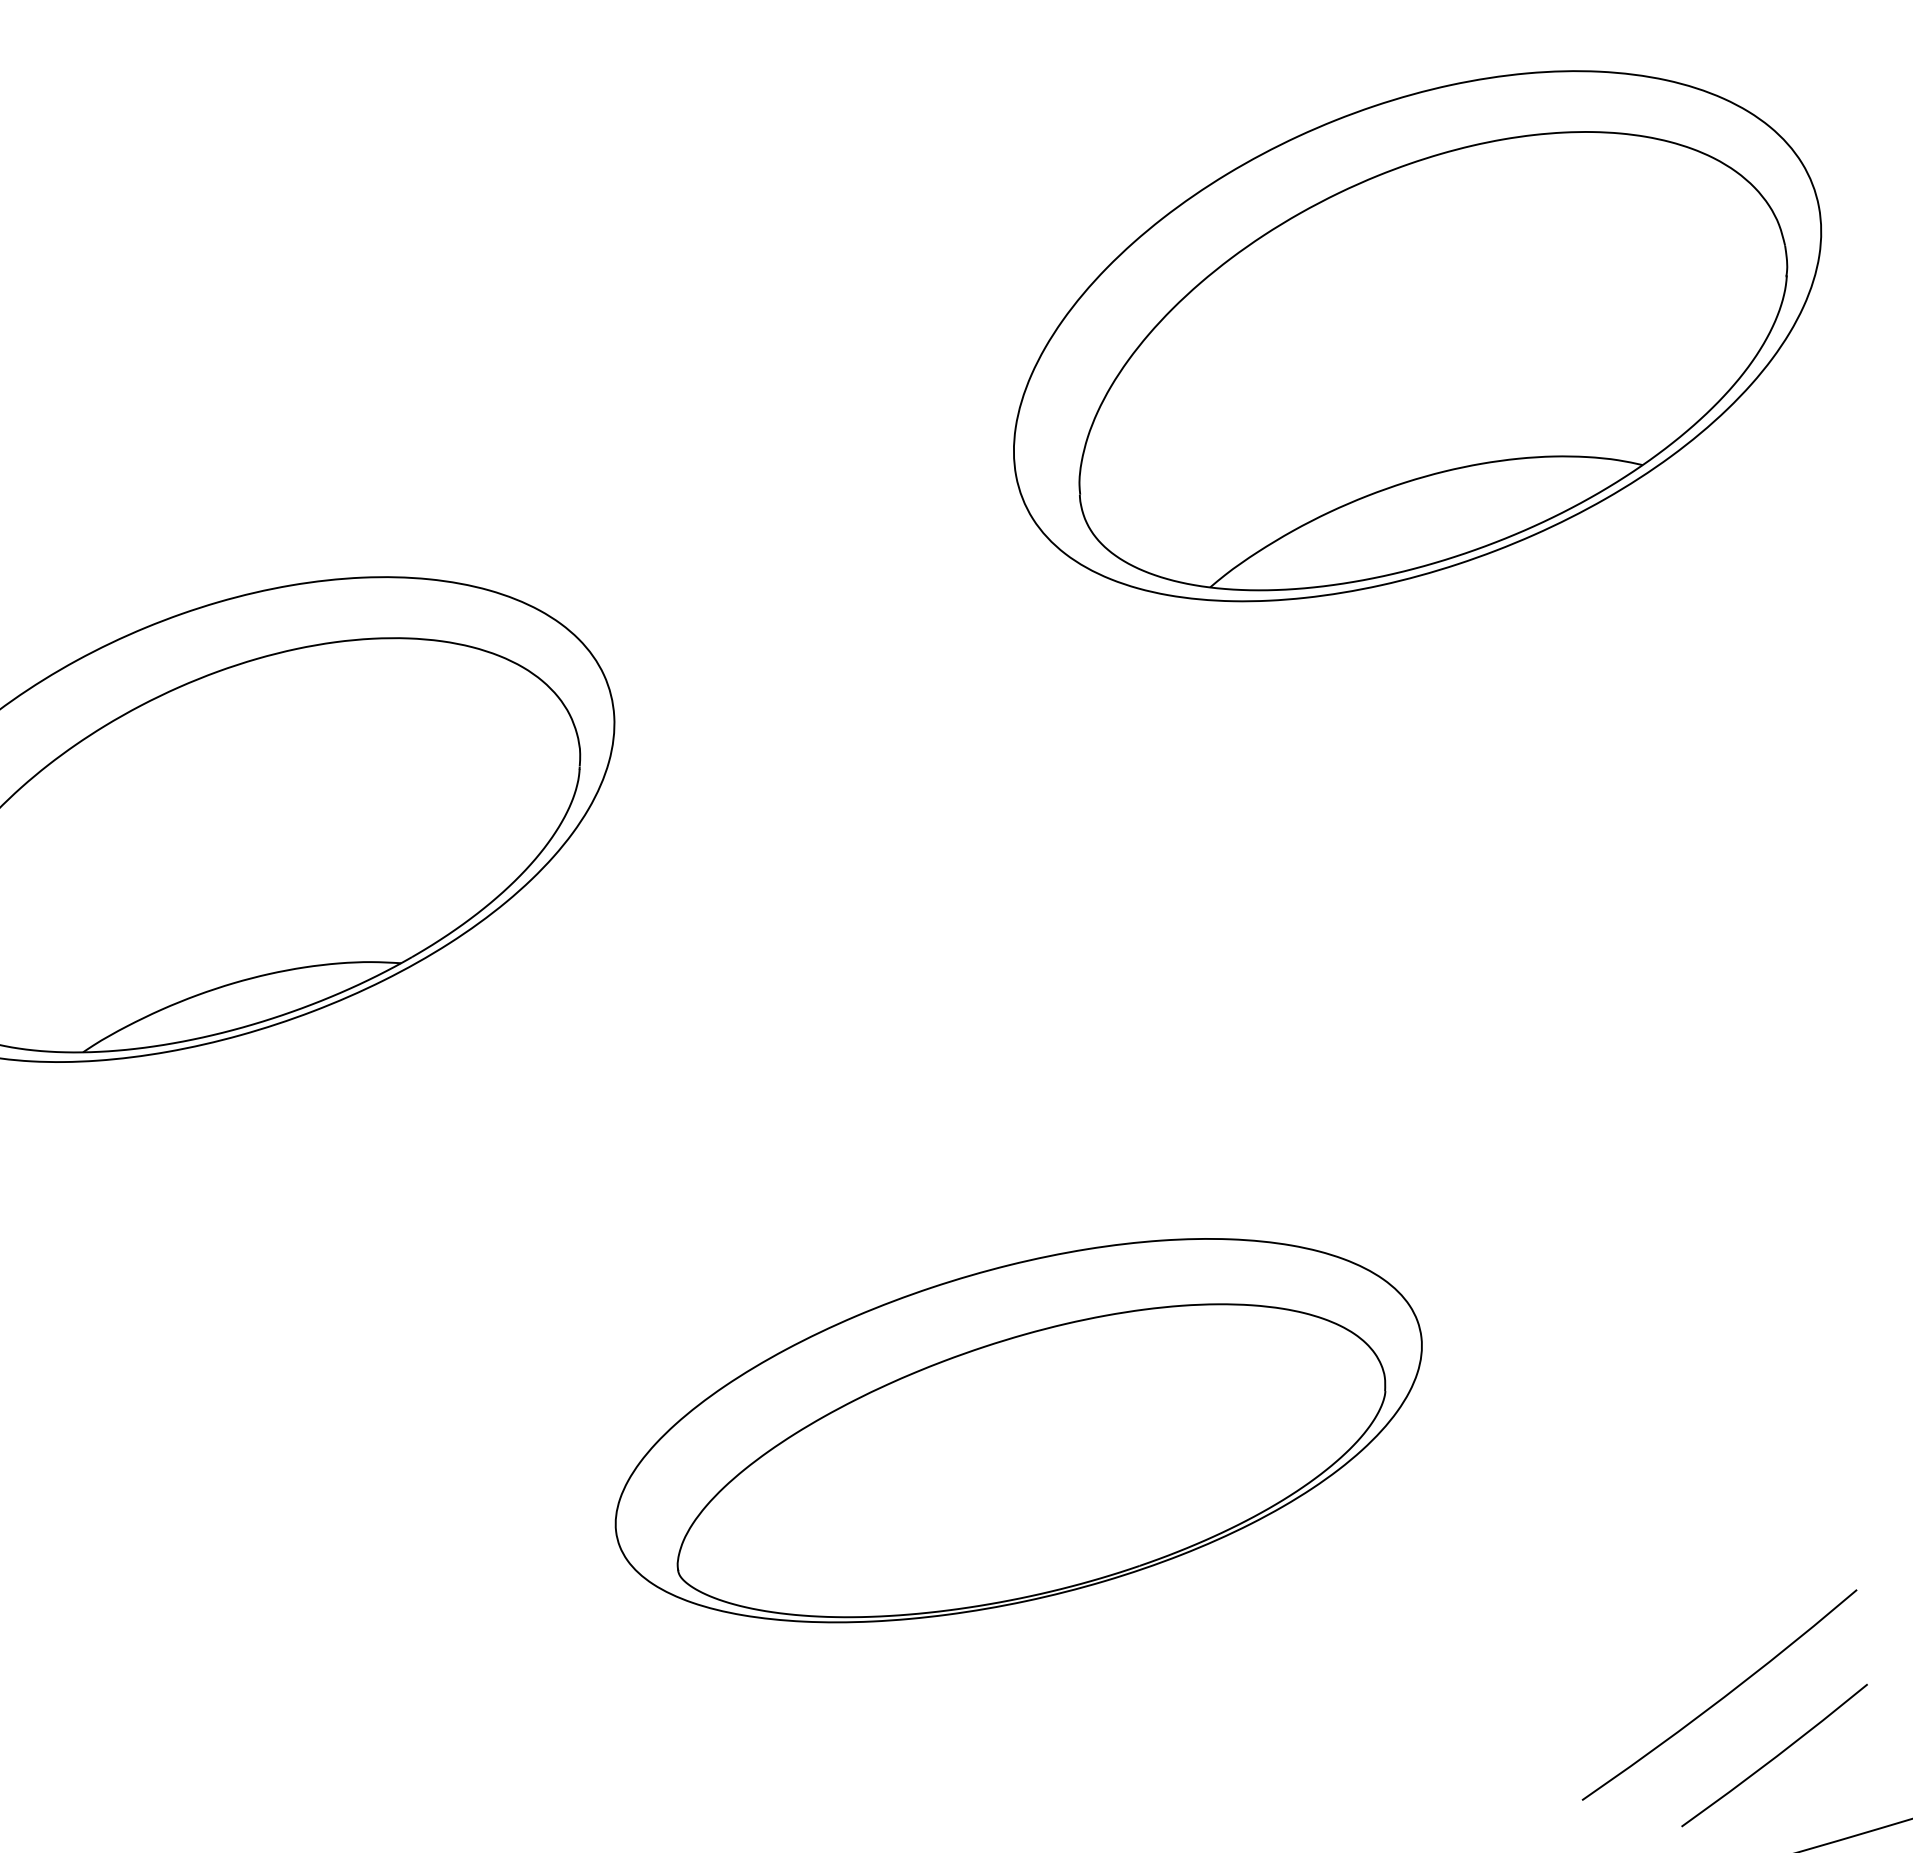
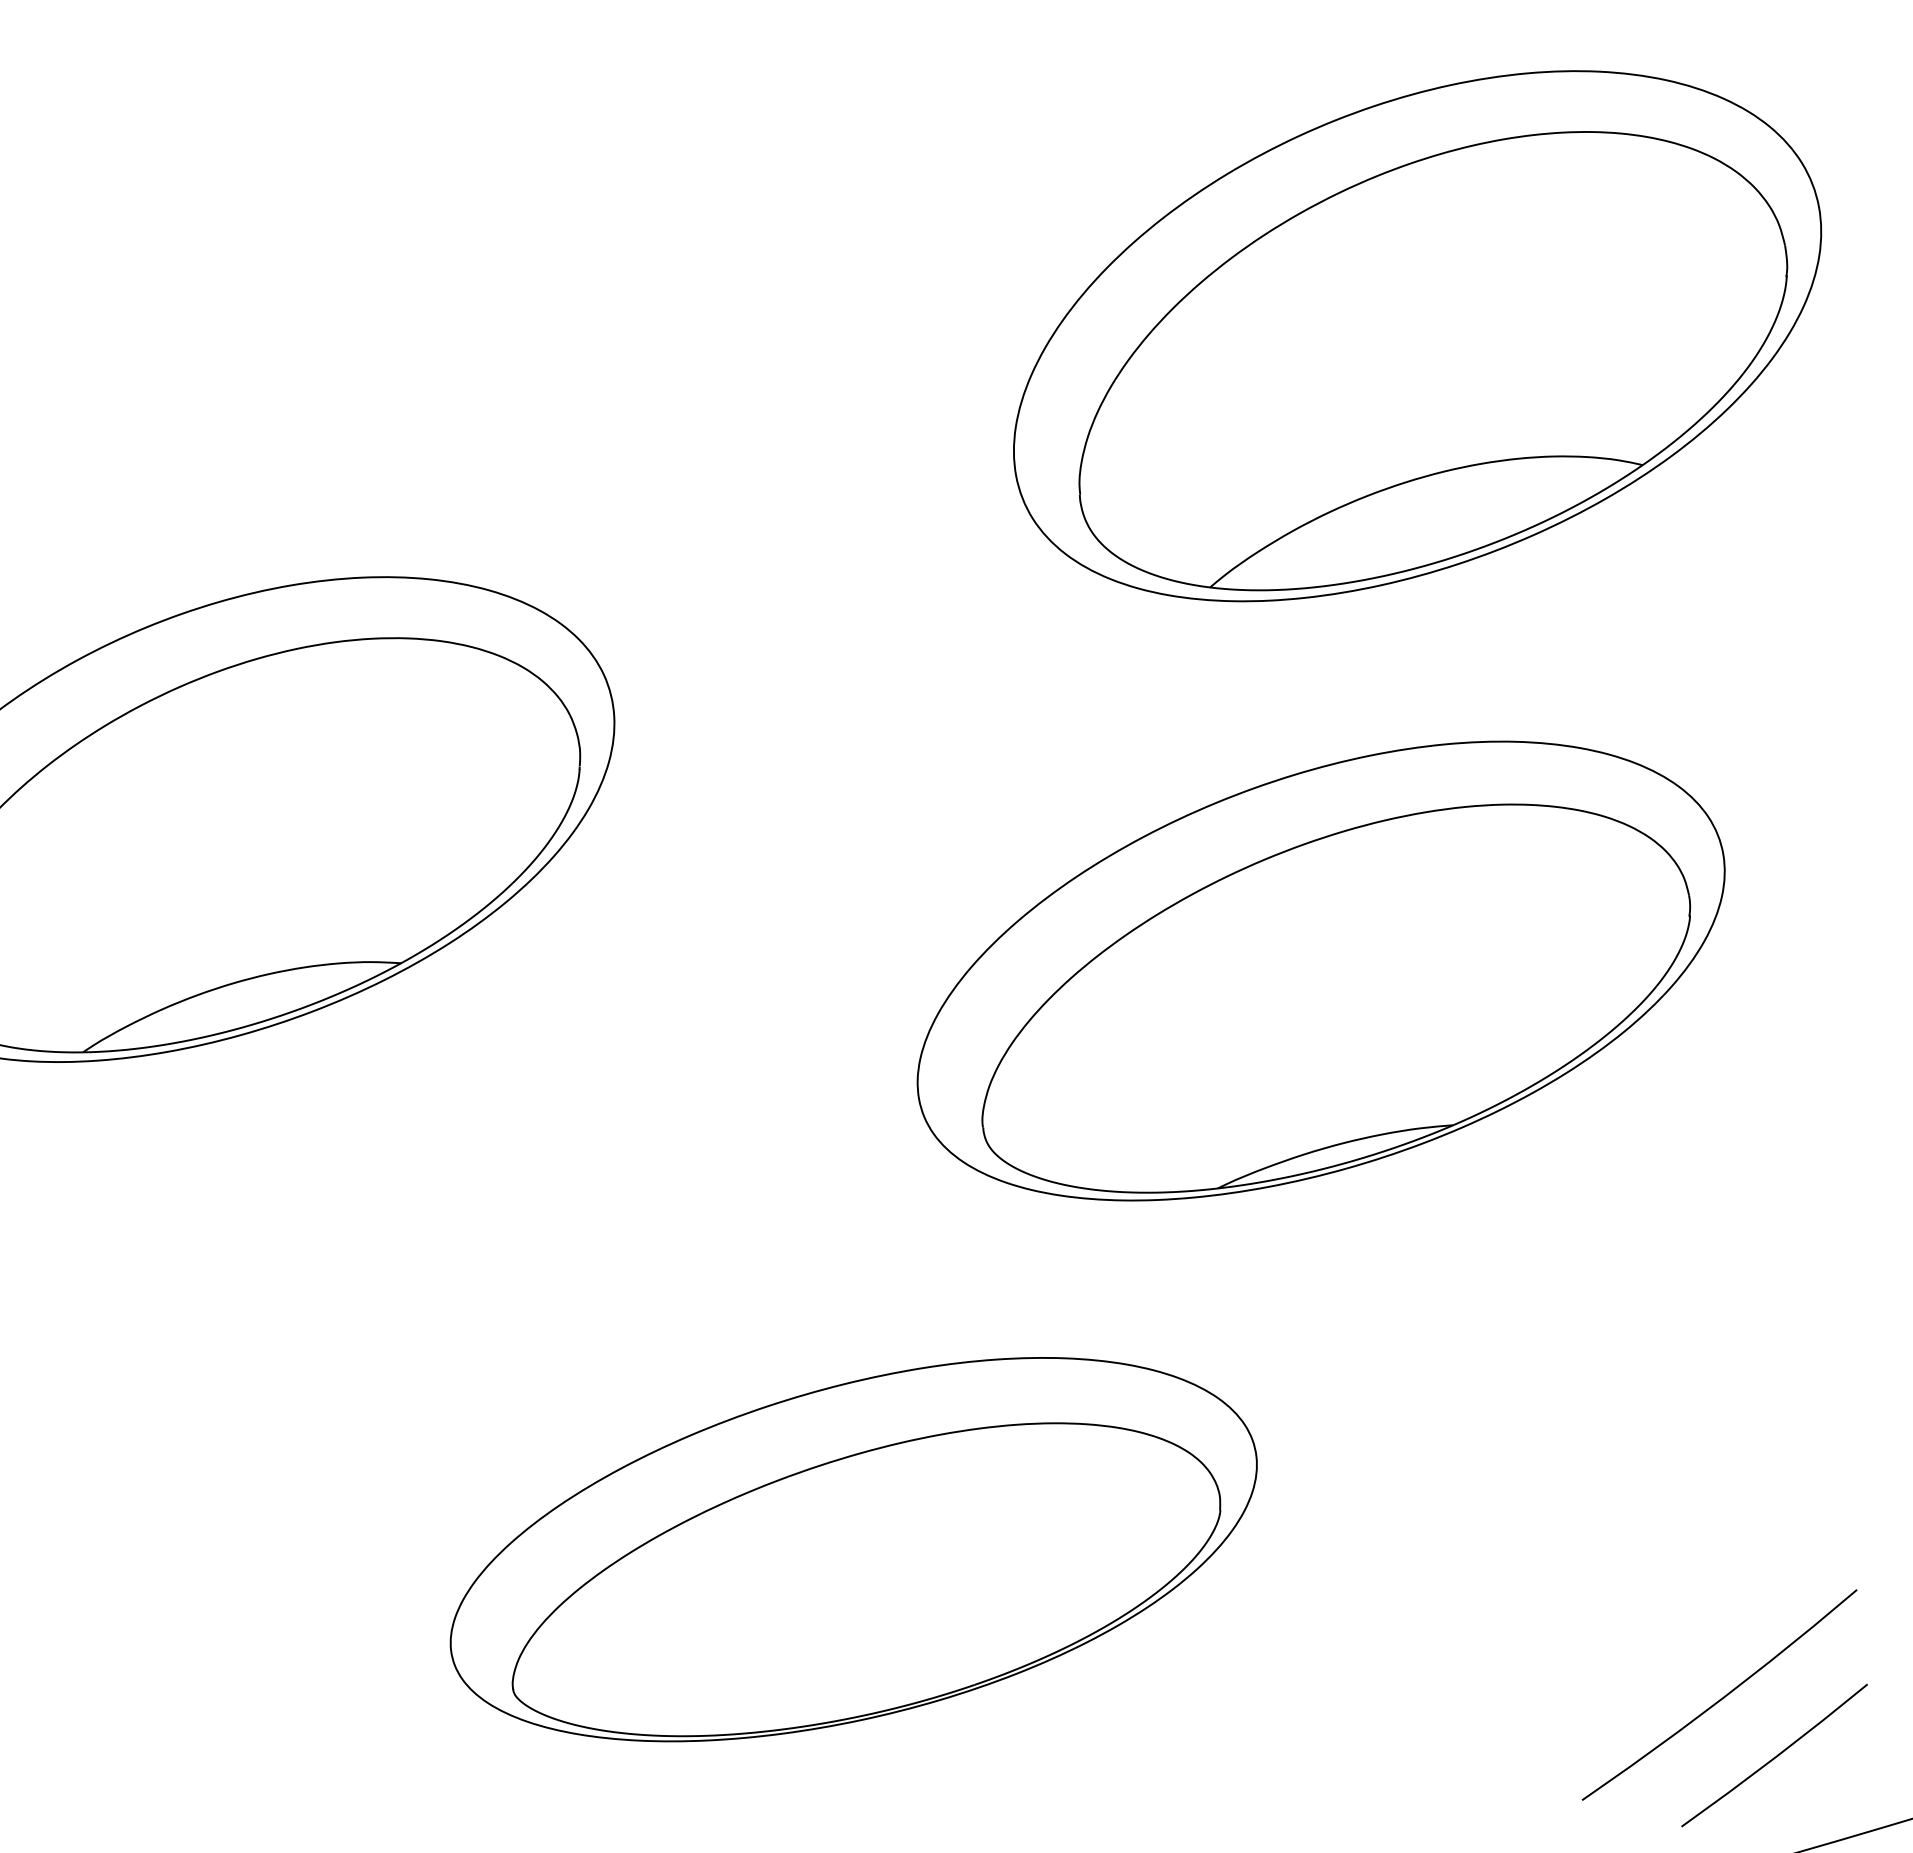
part: none -> present (1320, 970)
part position: (1018, 1430) -> (853, 1549) (853, 1549)
